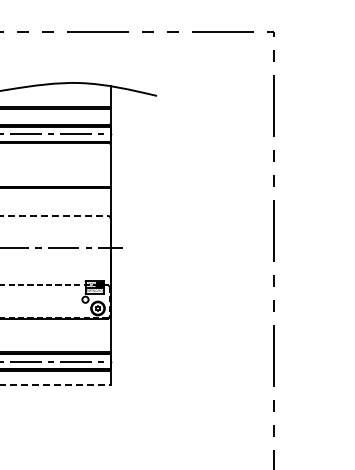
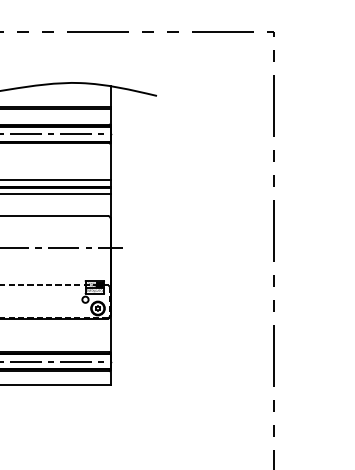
line: none -> present (56, 180)
line: none -> present (56, 194)
line: dashed -> solid (54, 215)
line: dashed -> solid (55, 385)
